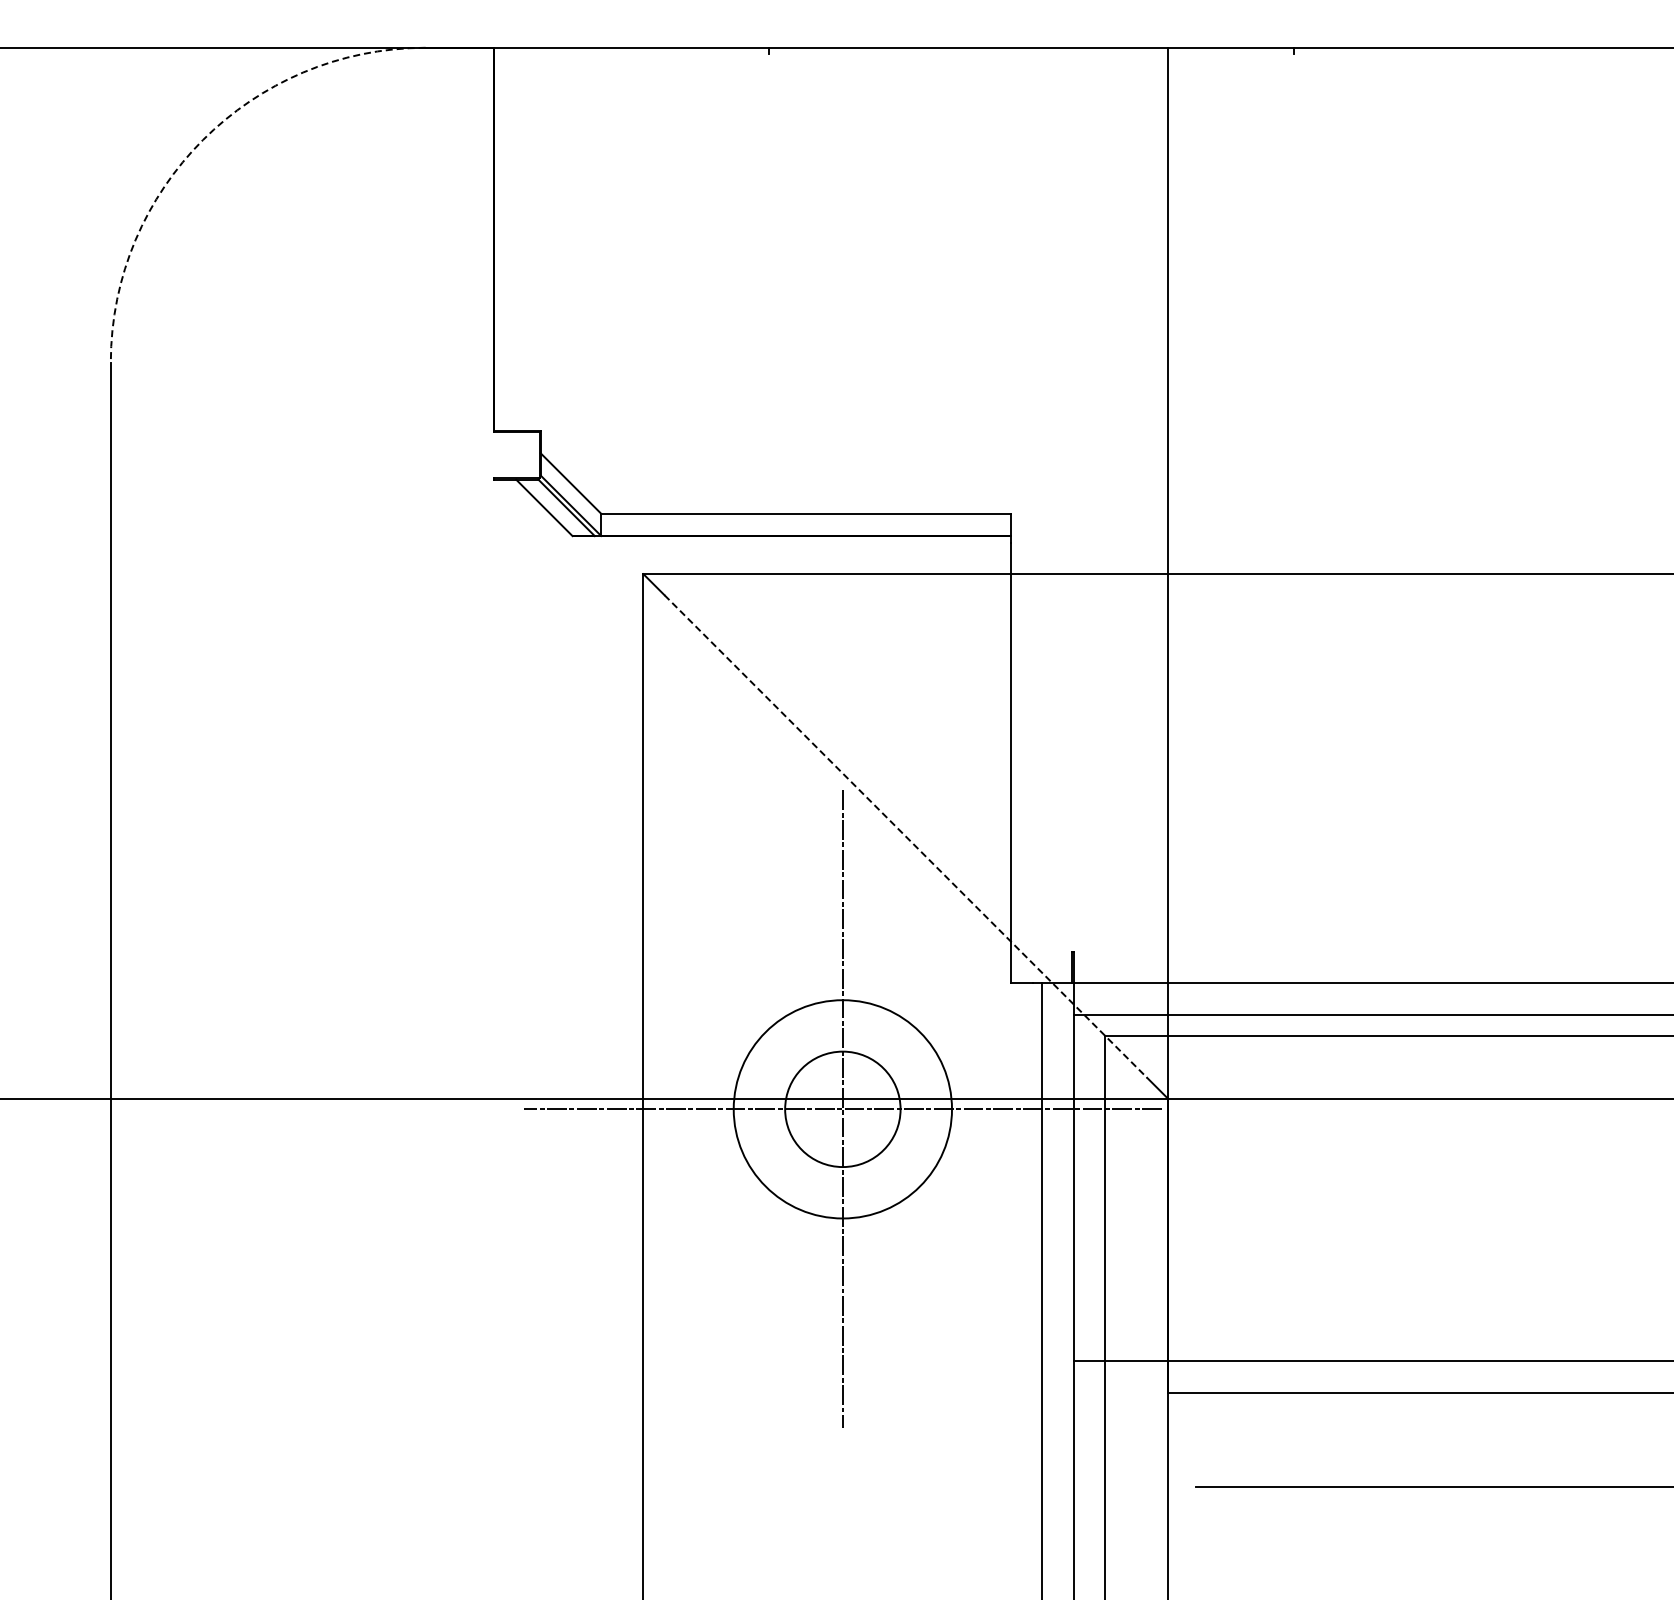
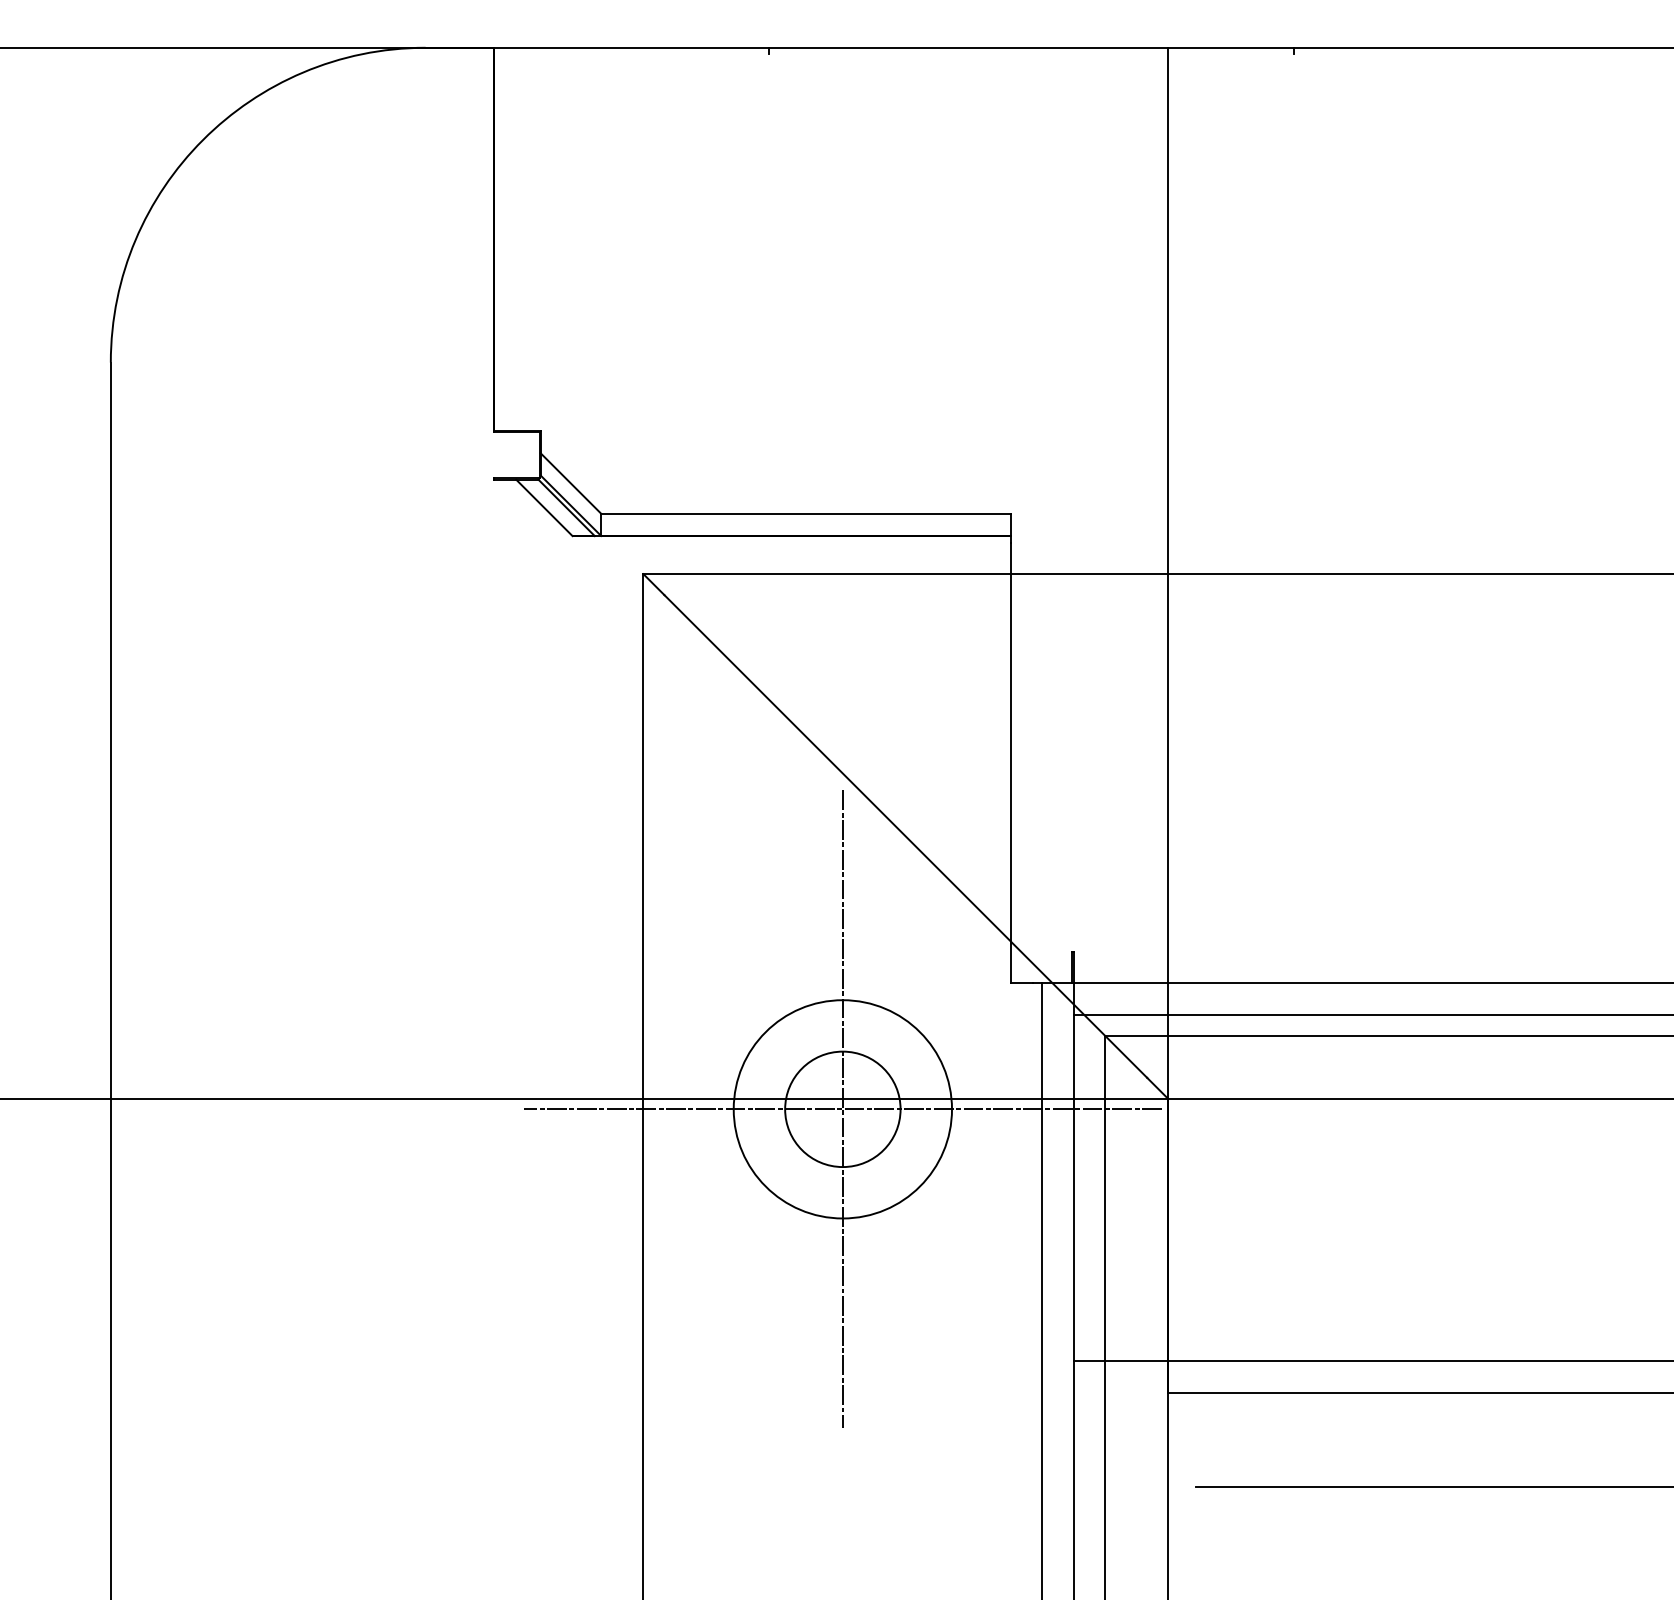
arc: dashed -> solid (203, 140)
line: dashed -> solid (906, 836)
